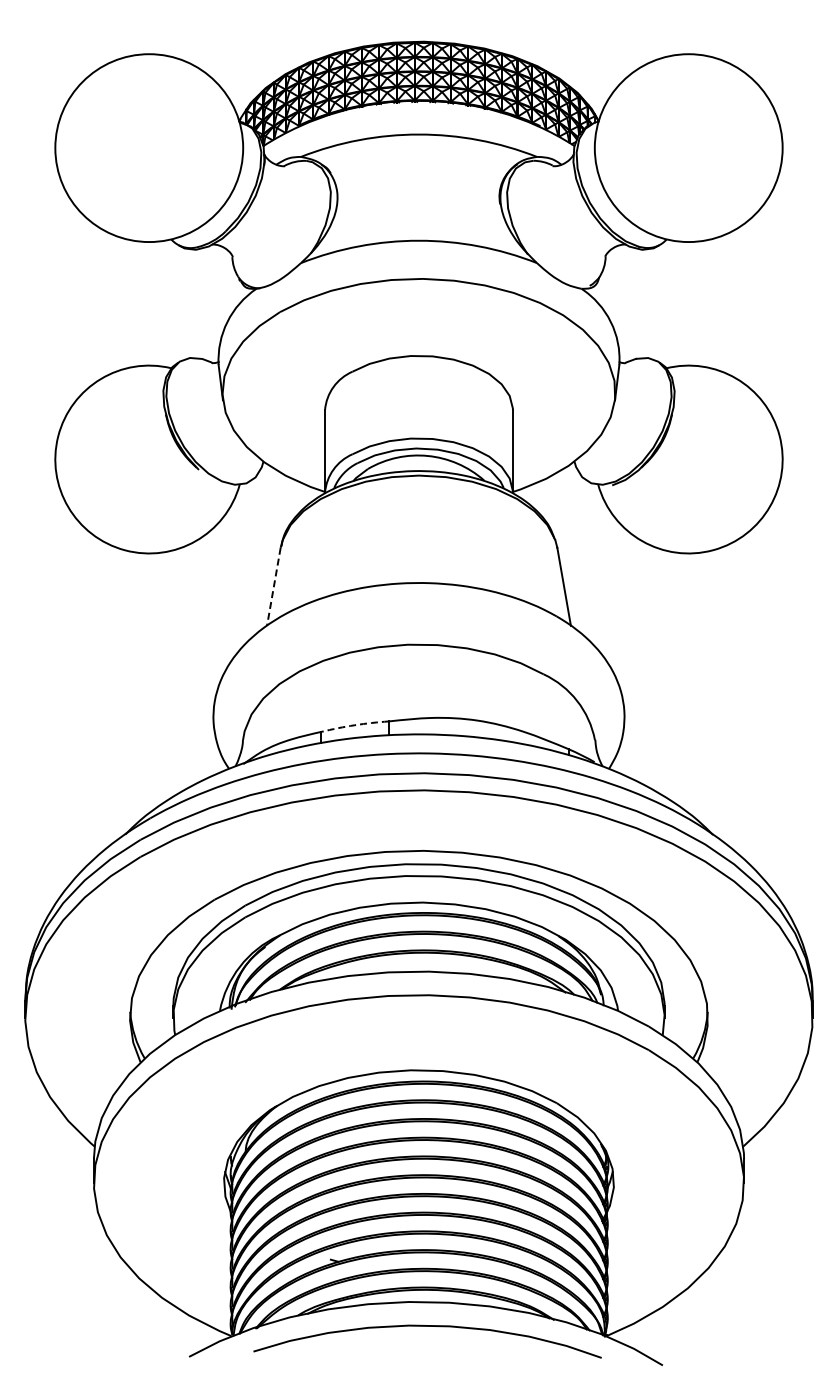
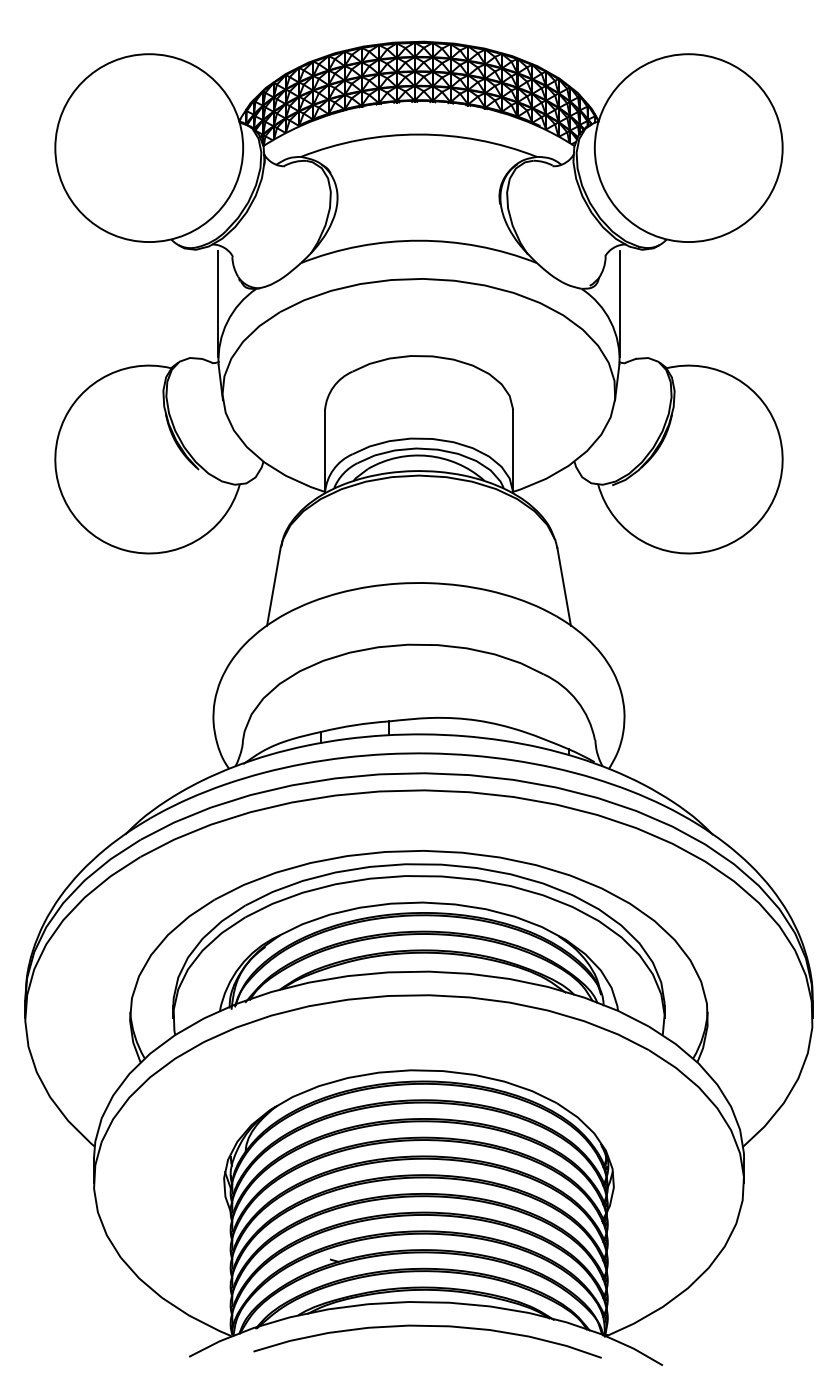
line: none -> present (218, 303)
line: none -> present (619, 303)
line: dashed -> solid (273, 586)
arc: dashed -> solid (354, 725)
